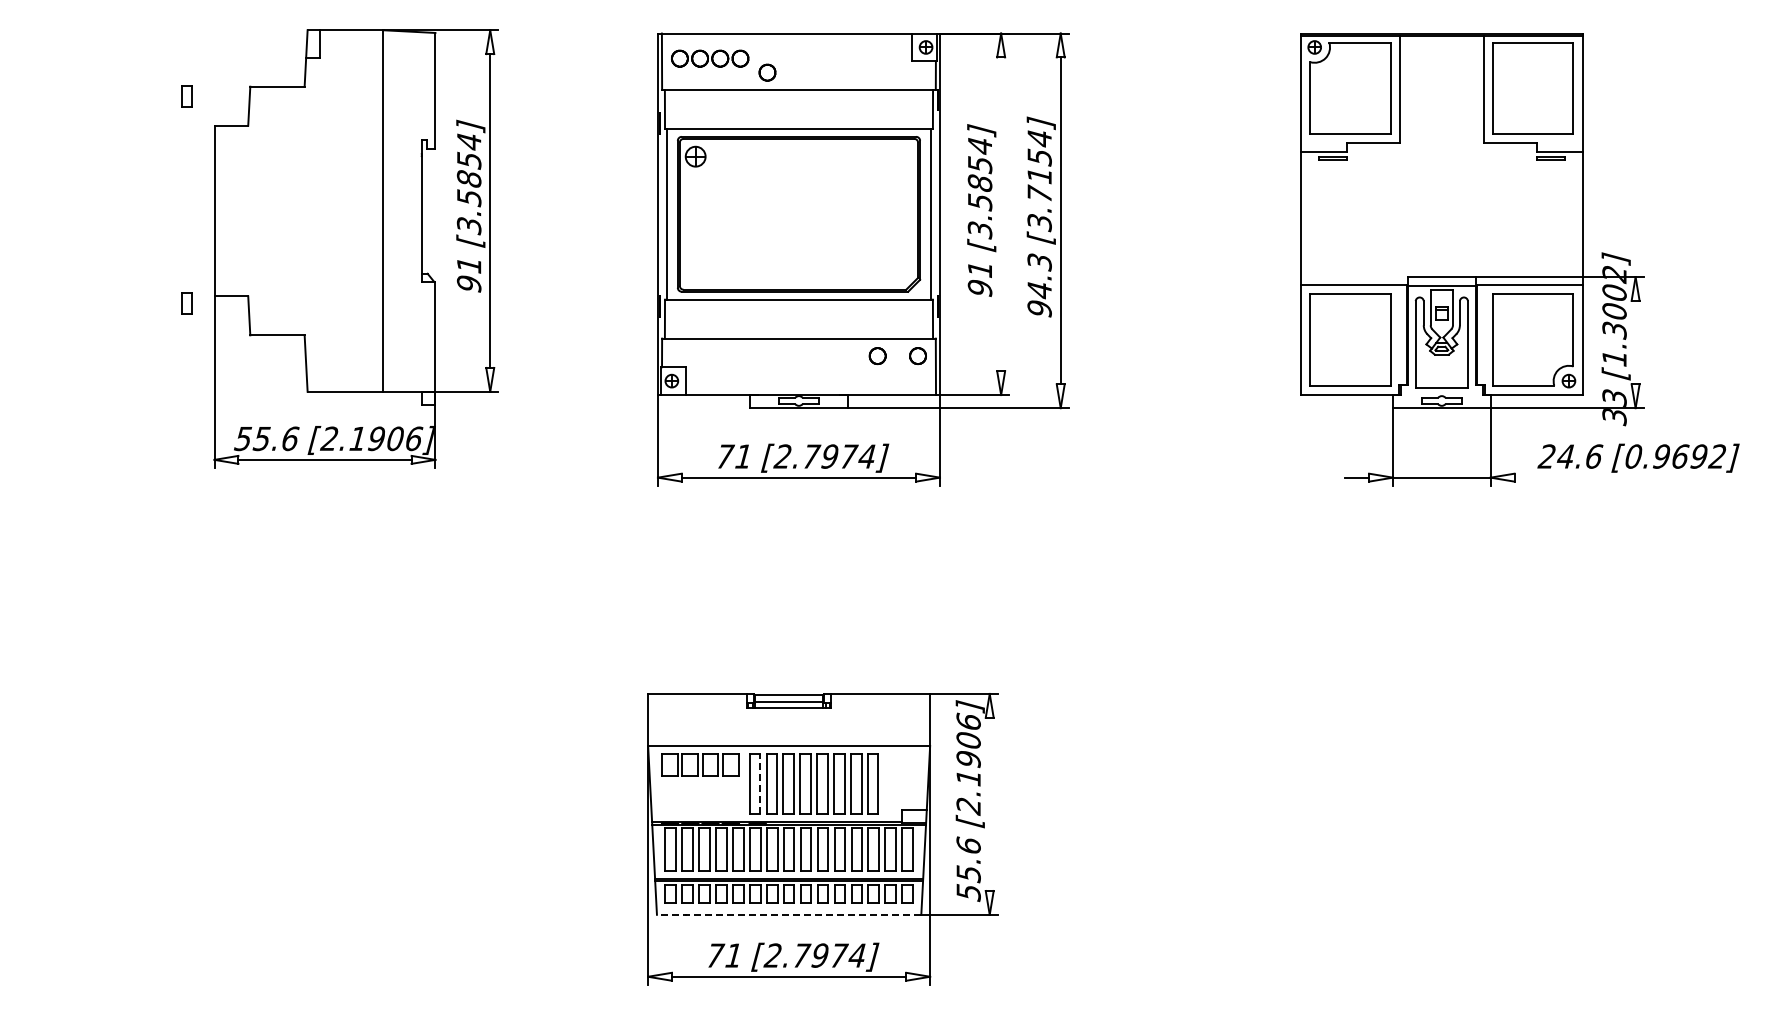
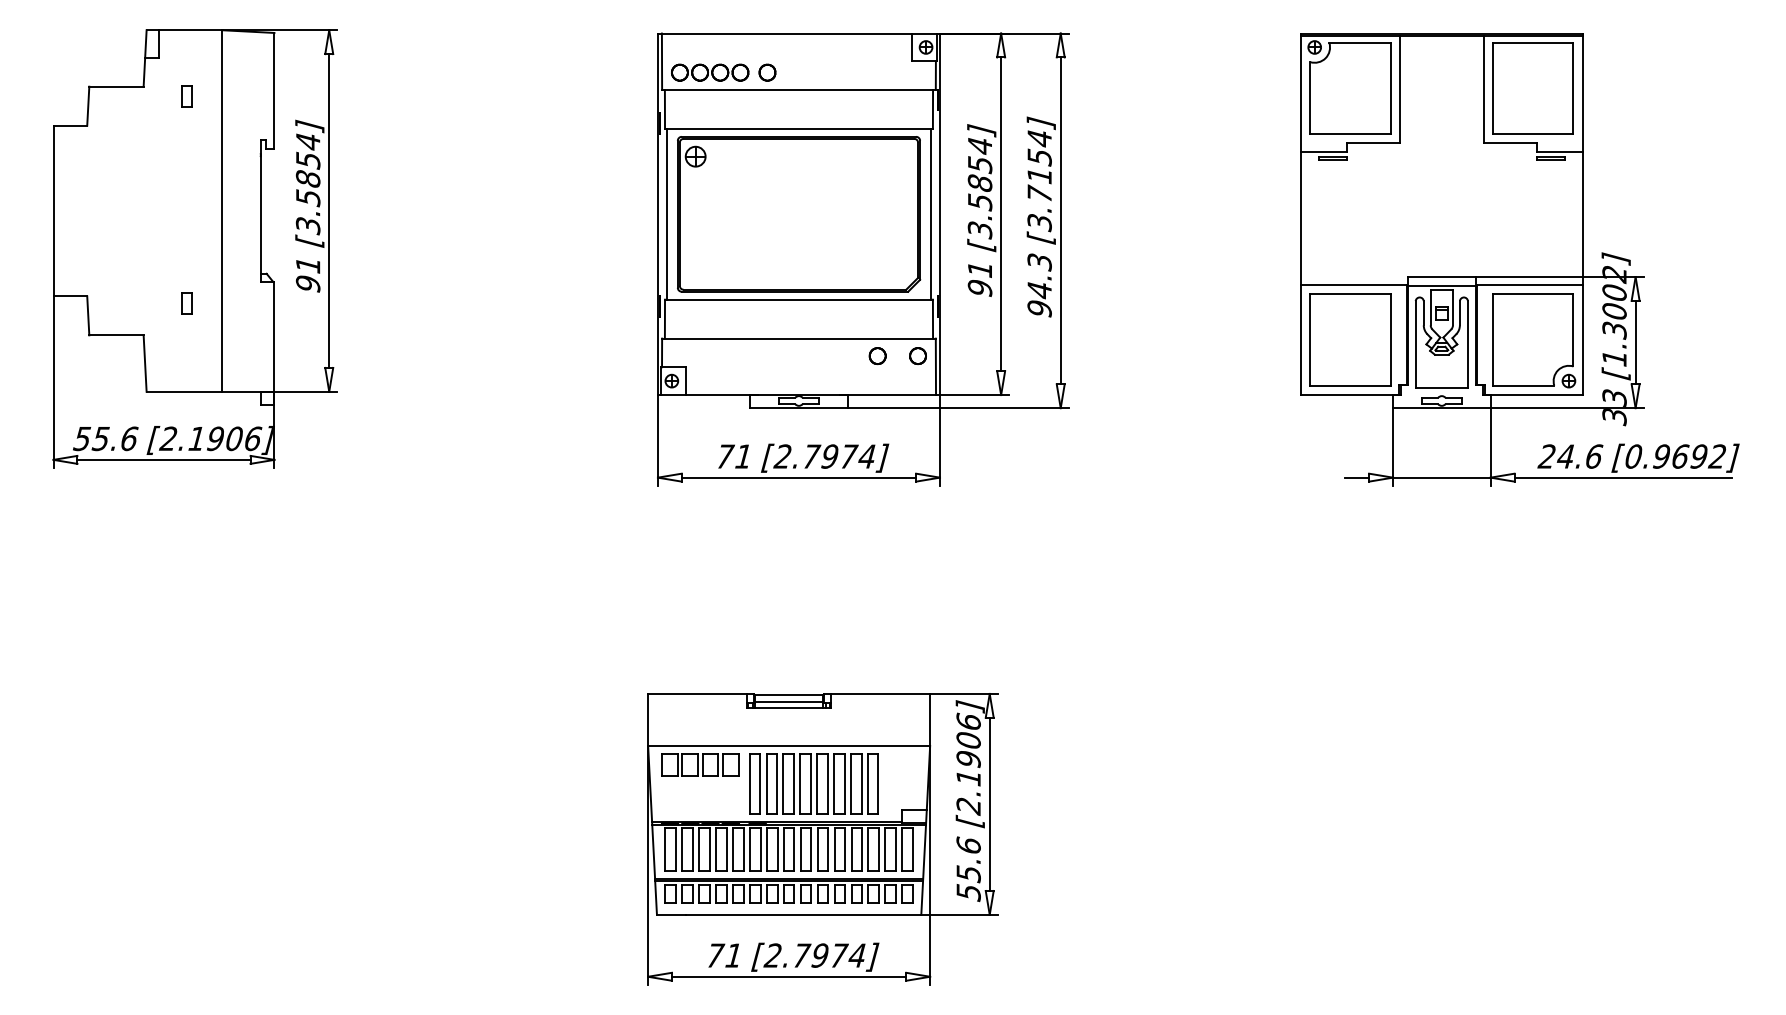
part position: (710, 58) -> (710, 72) (710, 72)
line: none -> present (1001, 214)
part position: (355, 248) -> (194, 248) (194, 248)
line: none -> present (1635, 342)
line: none -> present (1623, 477)
line: dashed -> solid (760, 783)
line: none -> present (989, 803)
line: dashed -> solid (788, 914)
